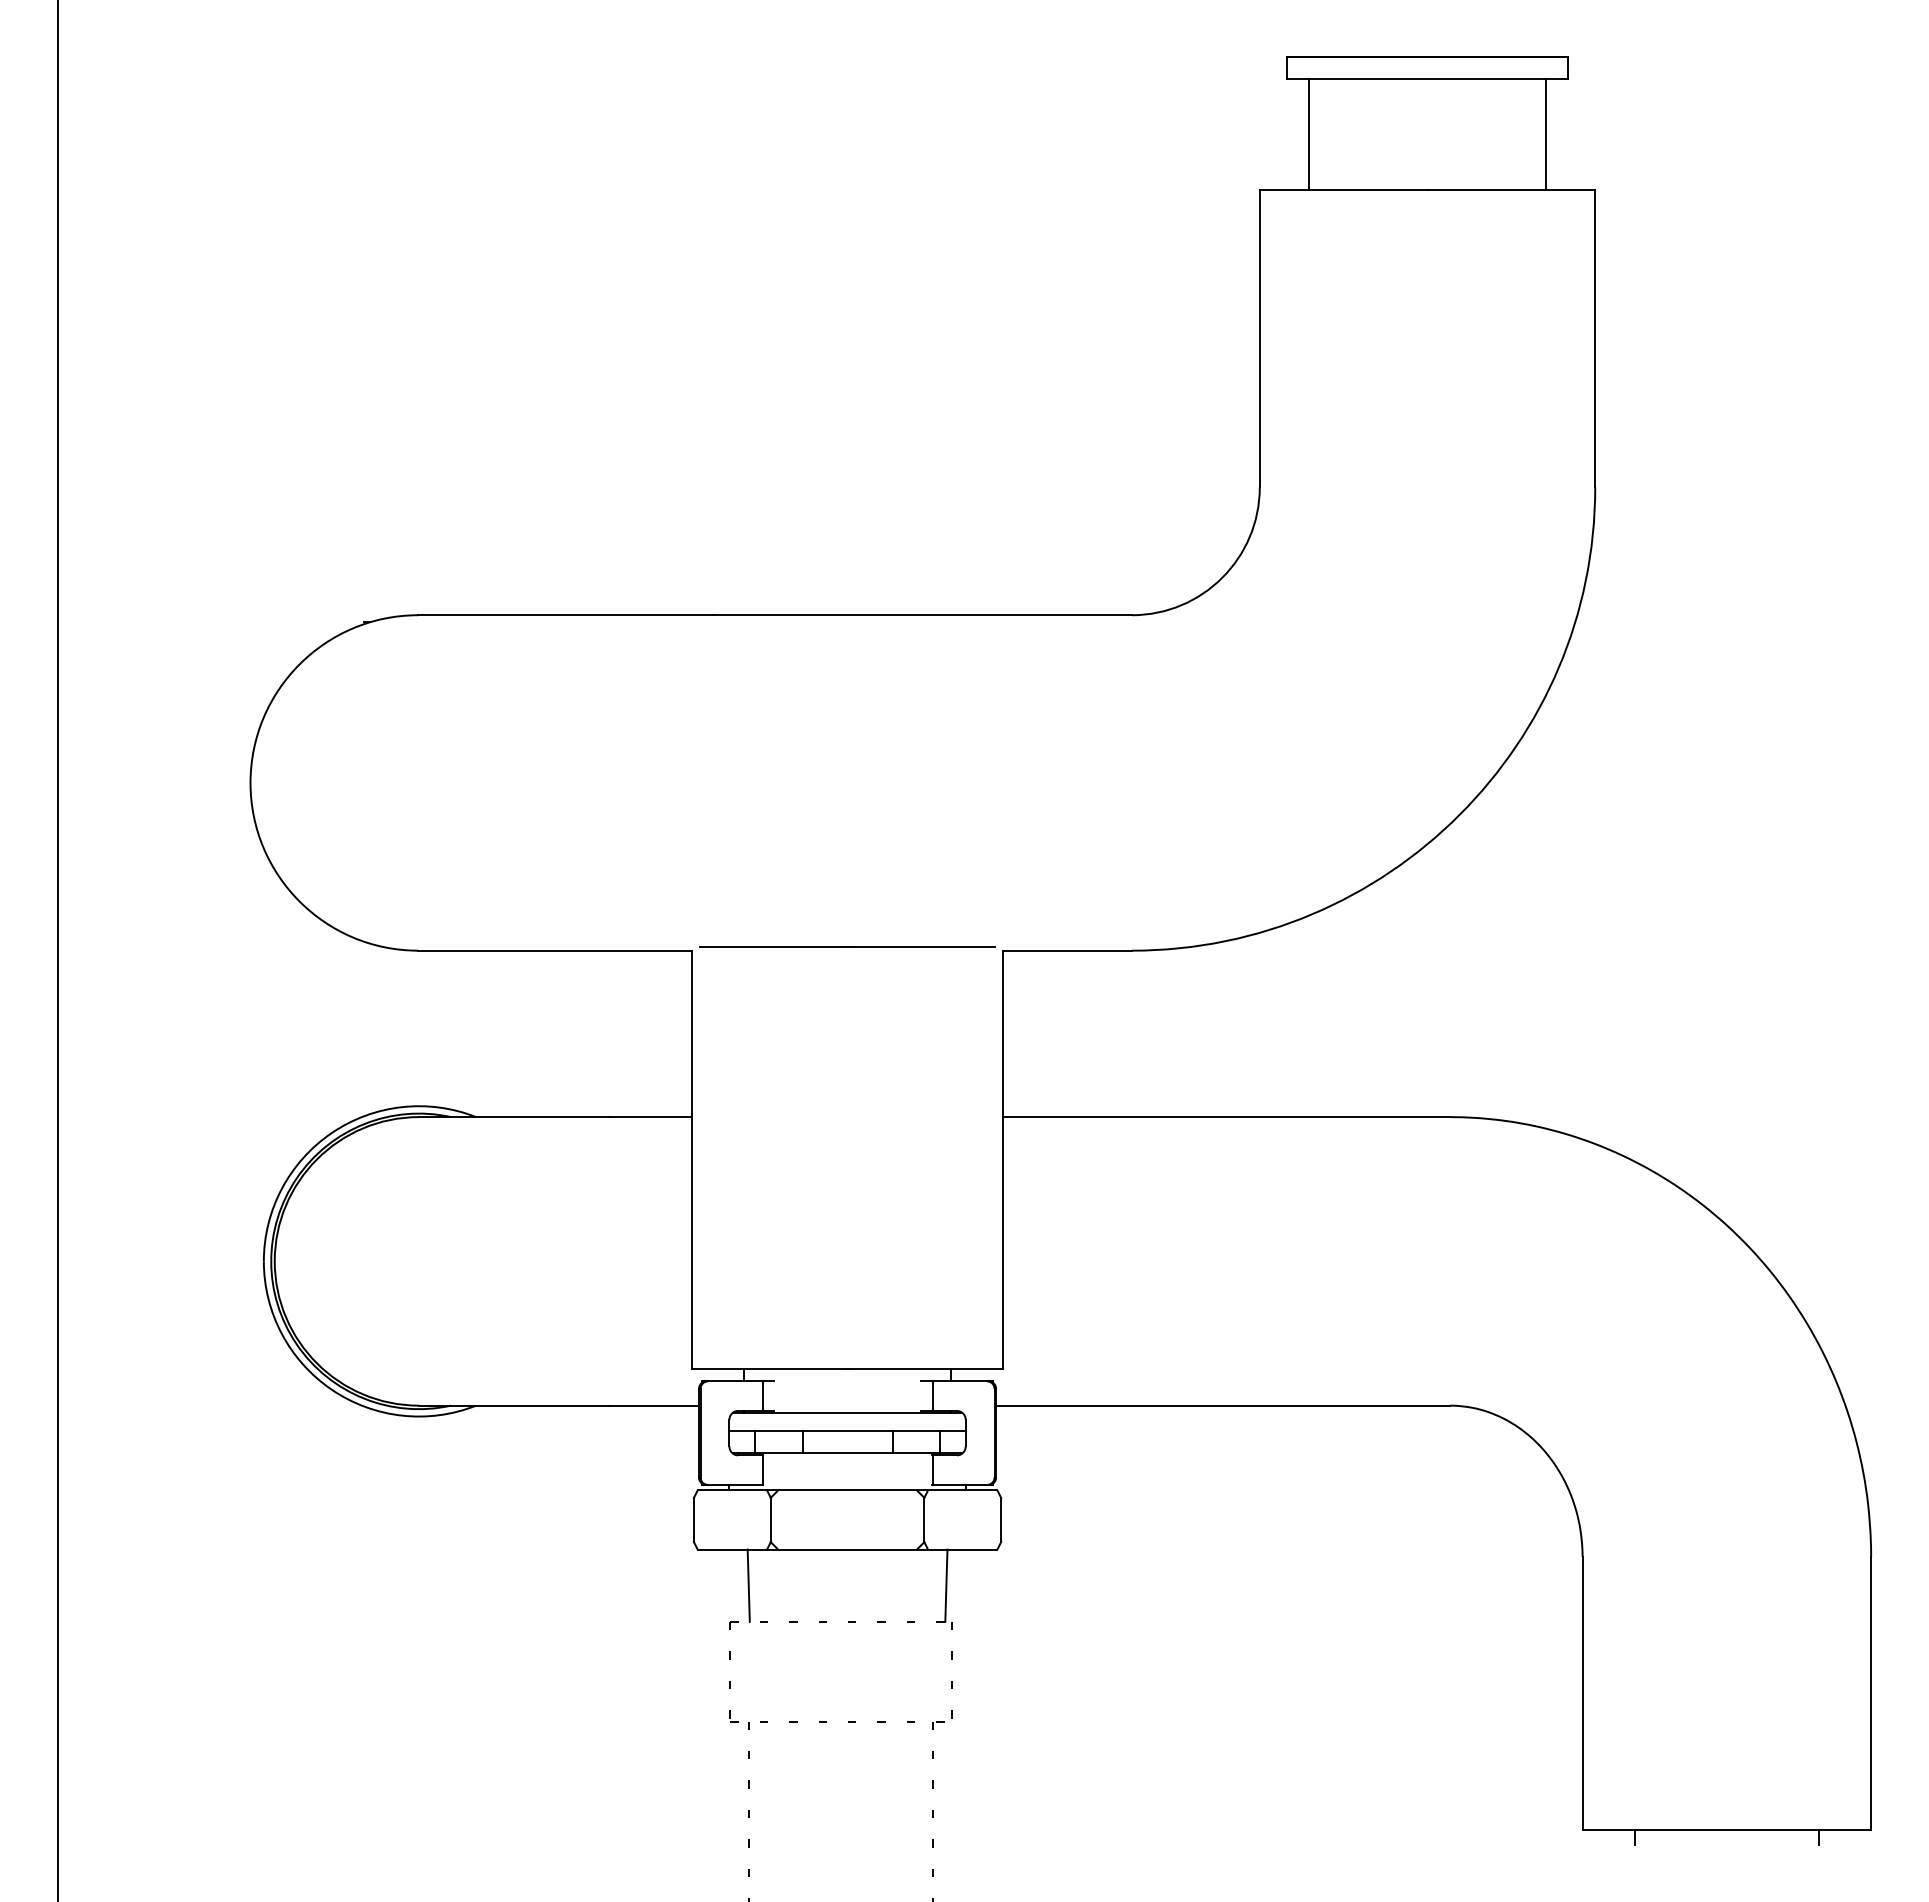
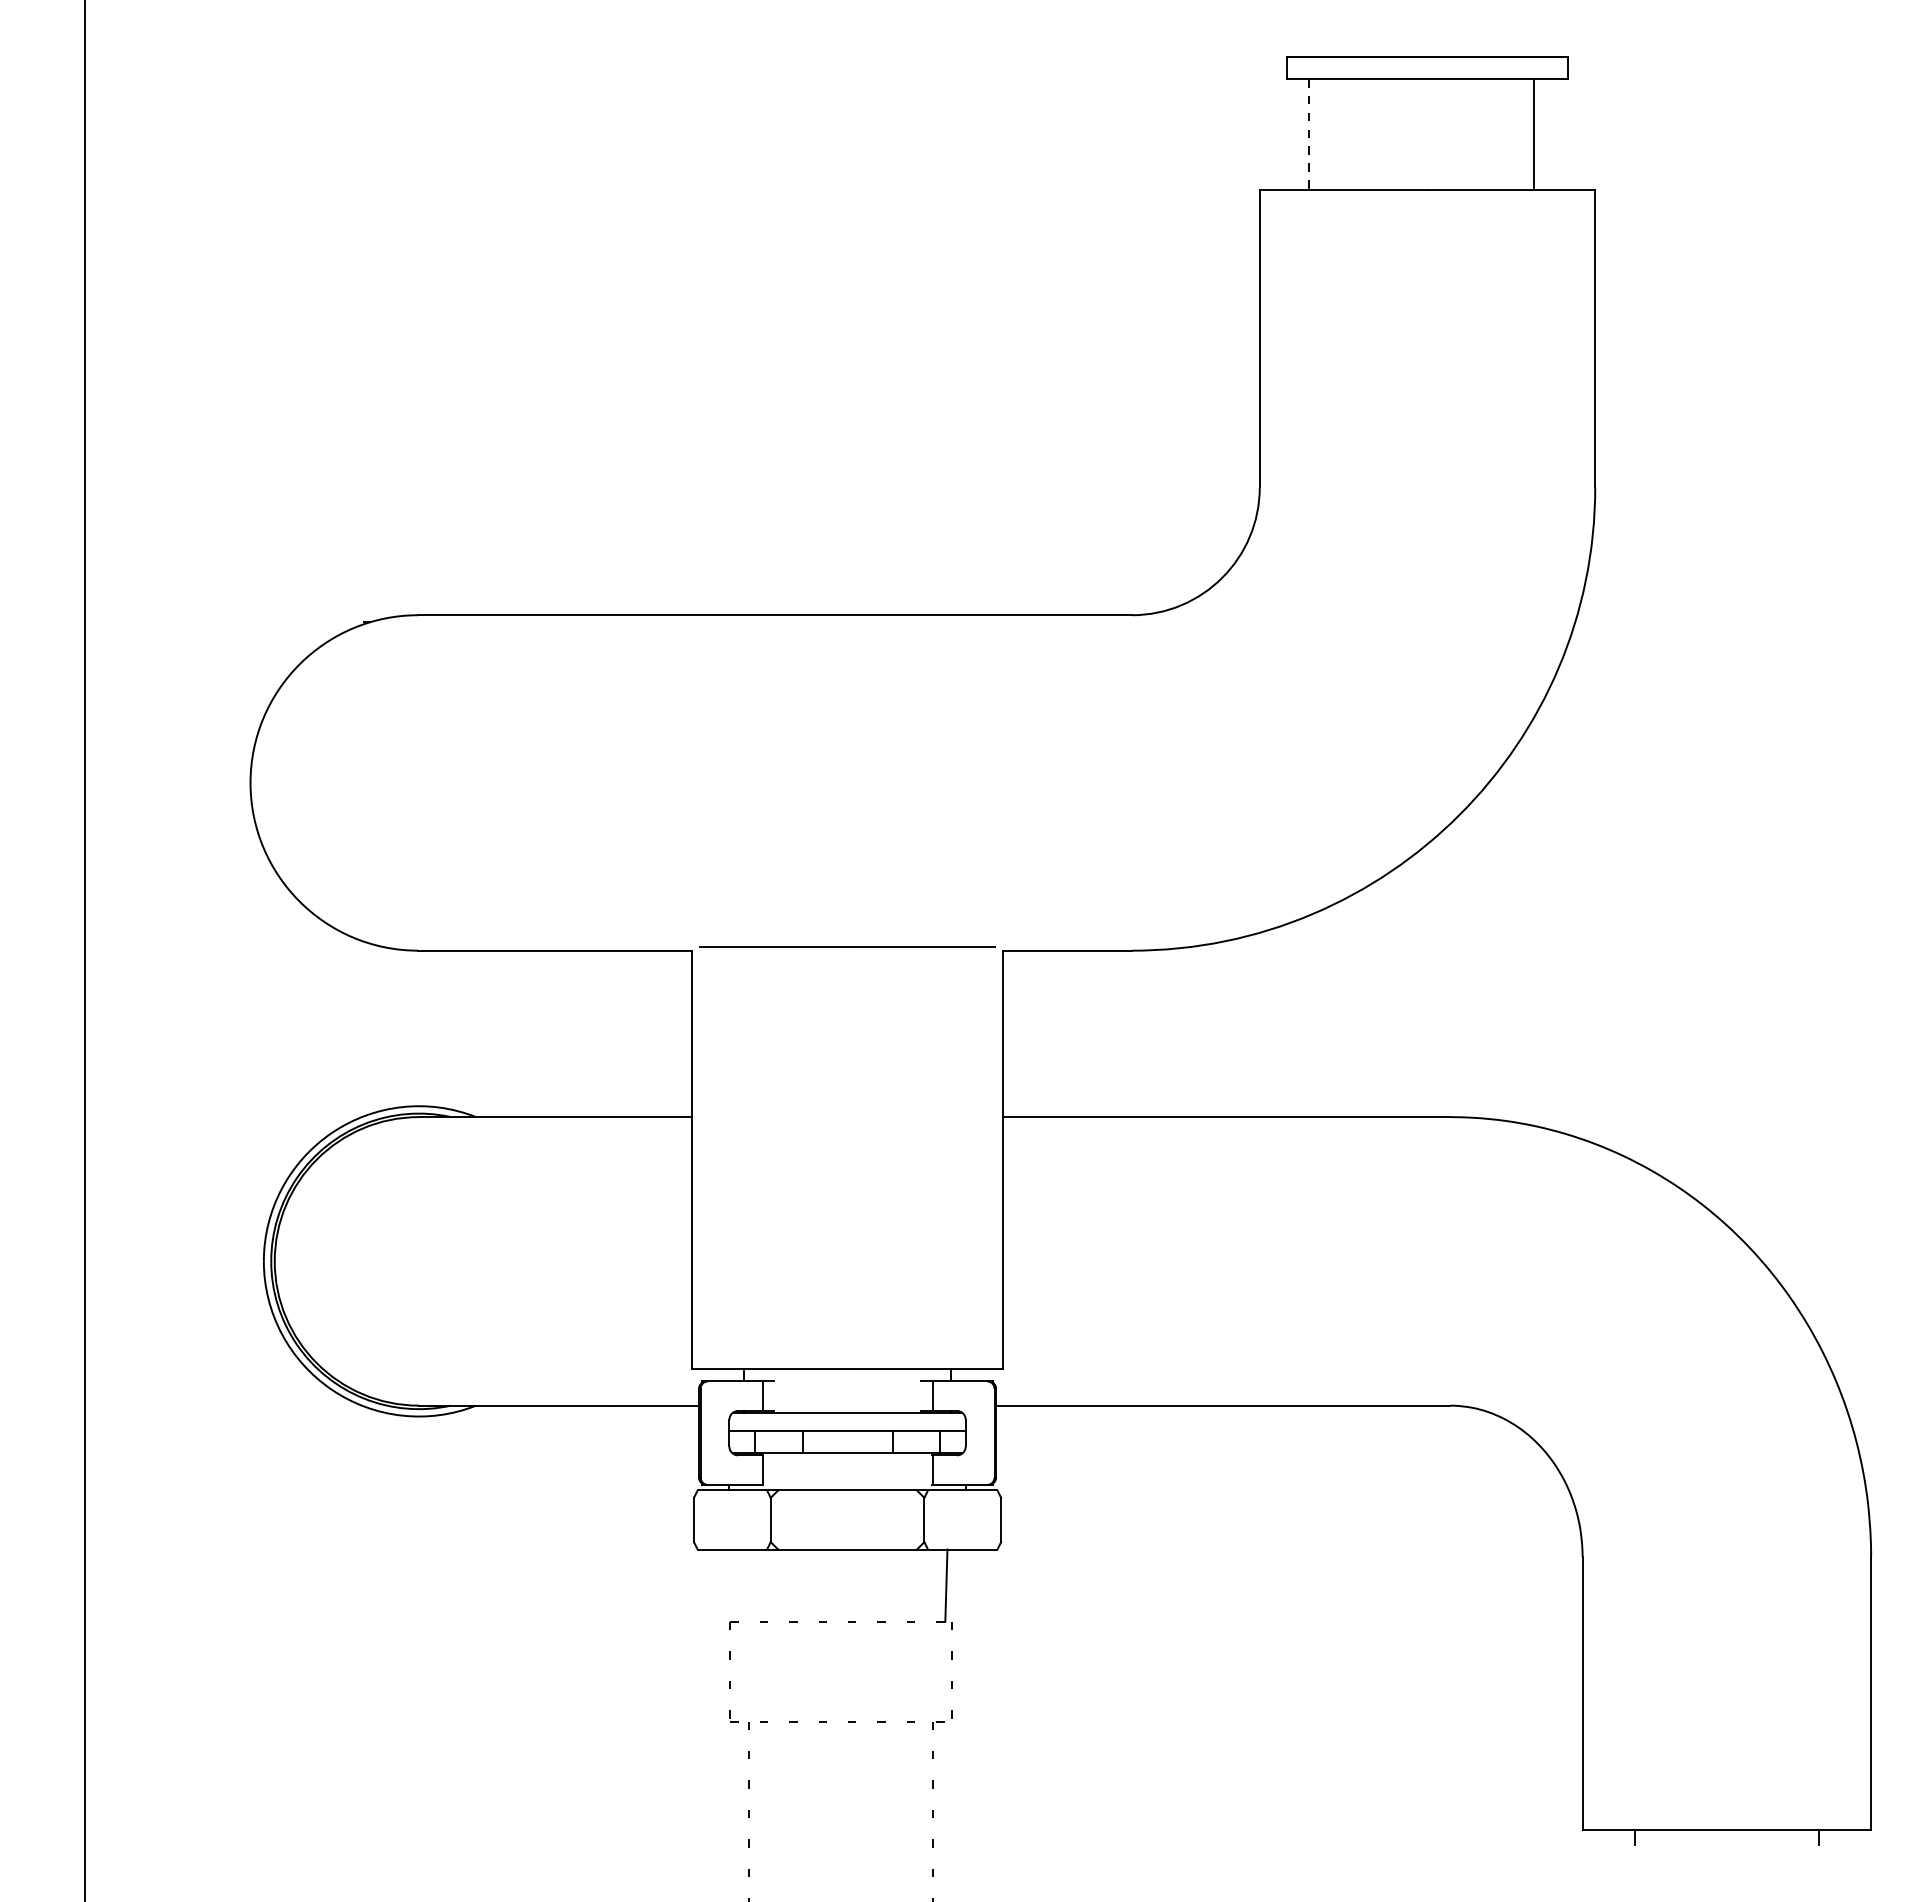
line position: (1545, 134) -> (1533, 134) (1533, 134)
line: solid -> dashed (1309, 135)
line position: (57, 950) -> (84, 950) (84, 950)
line: present -> none (748, 1585)
